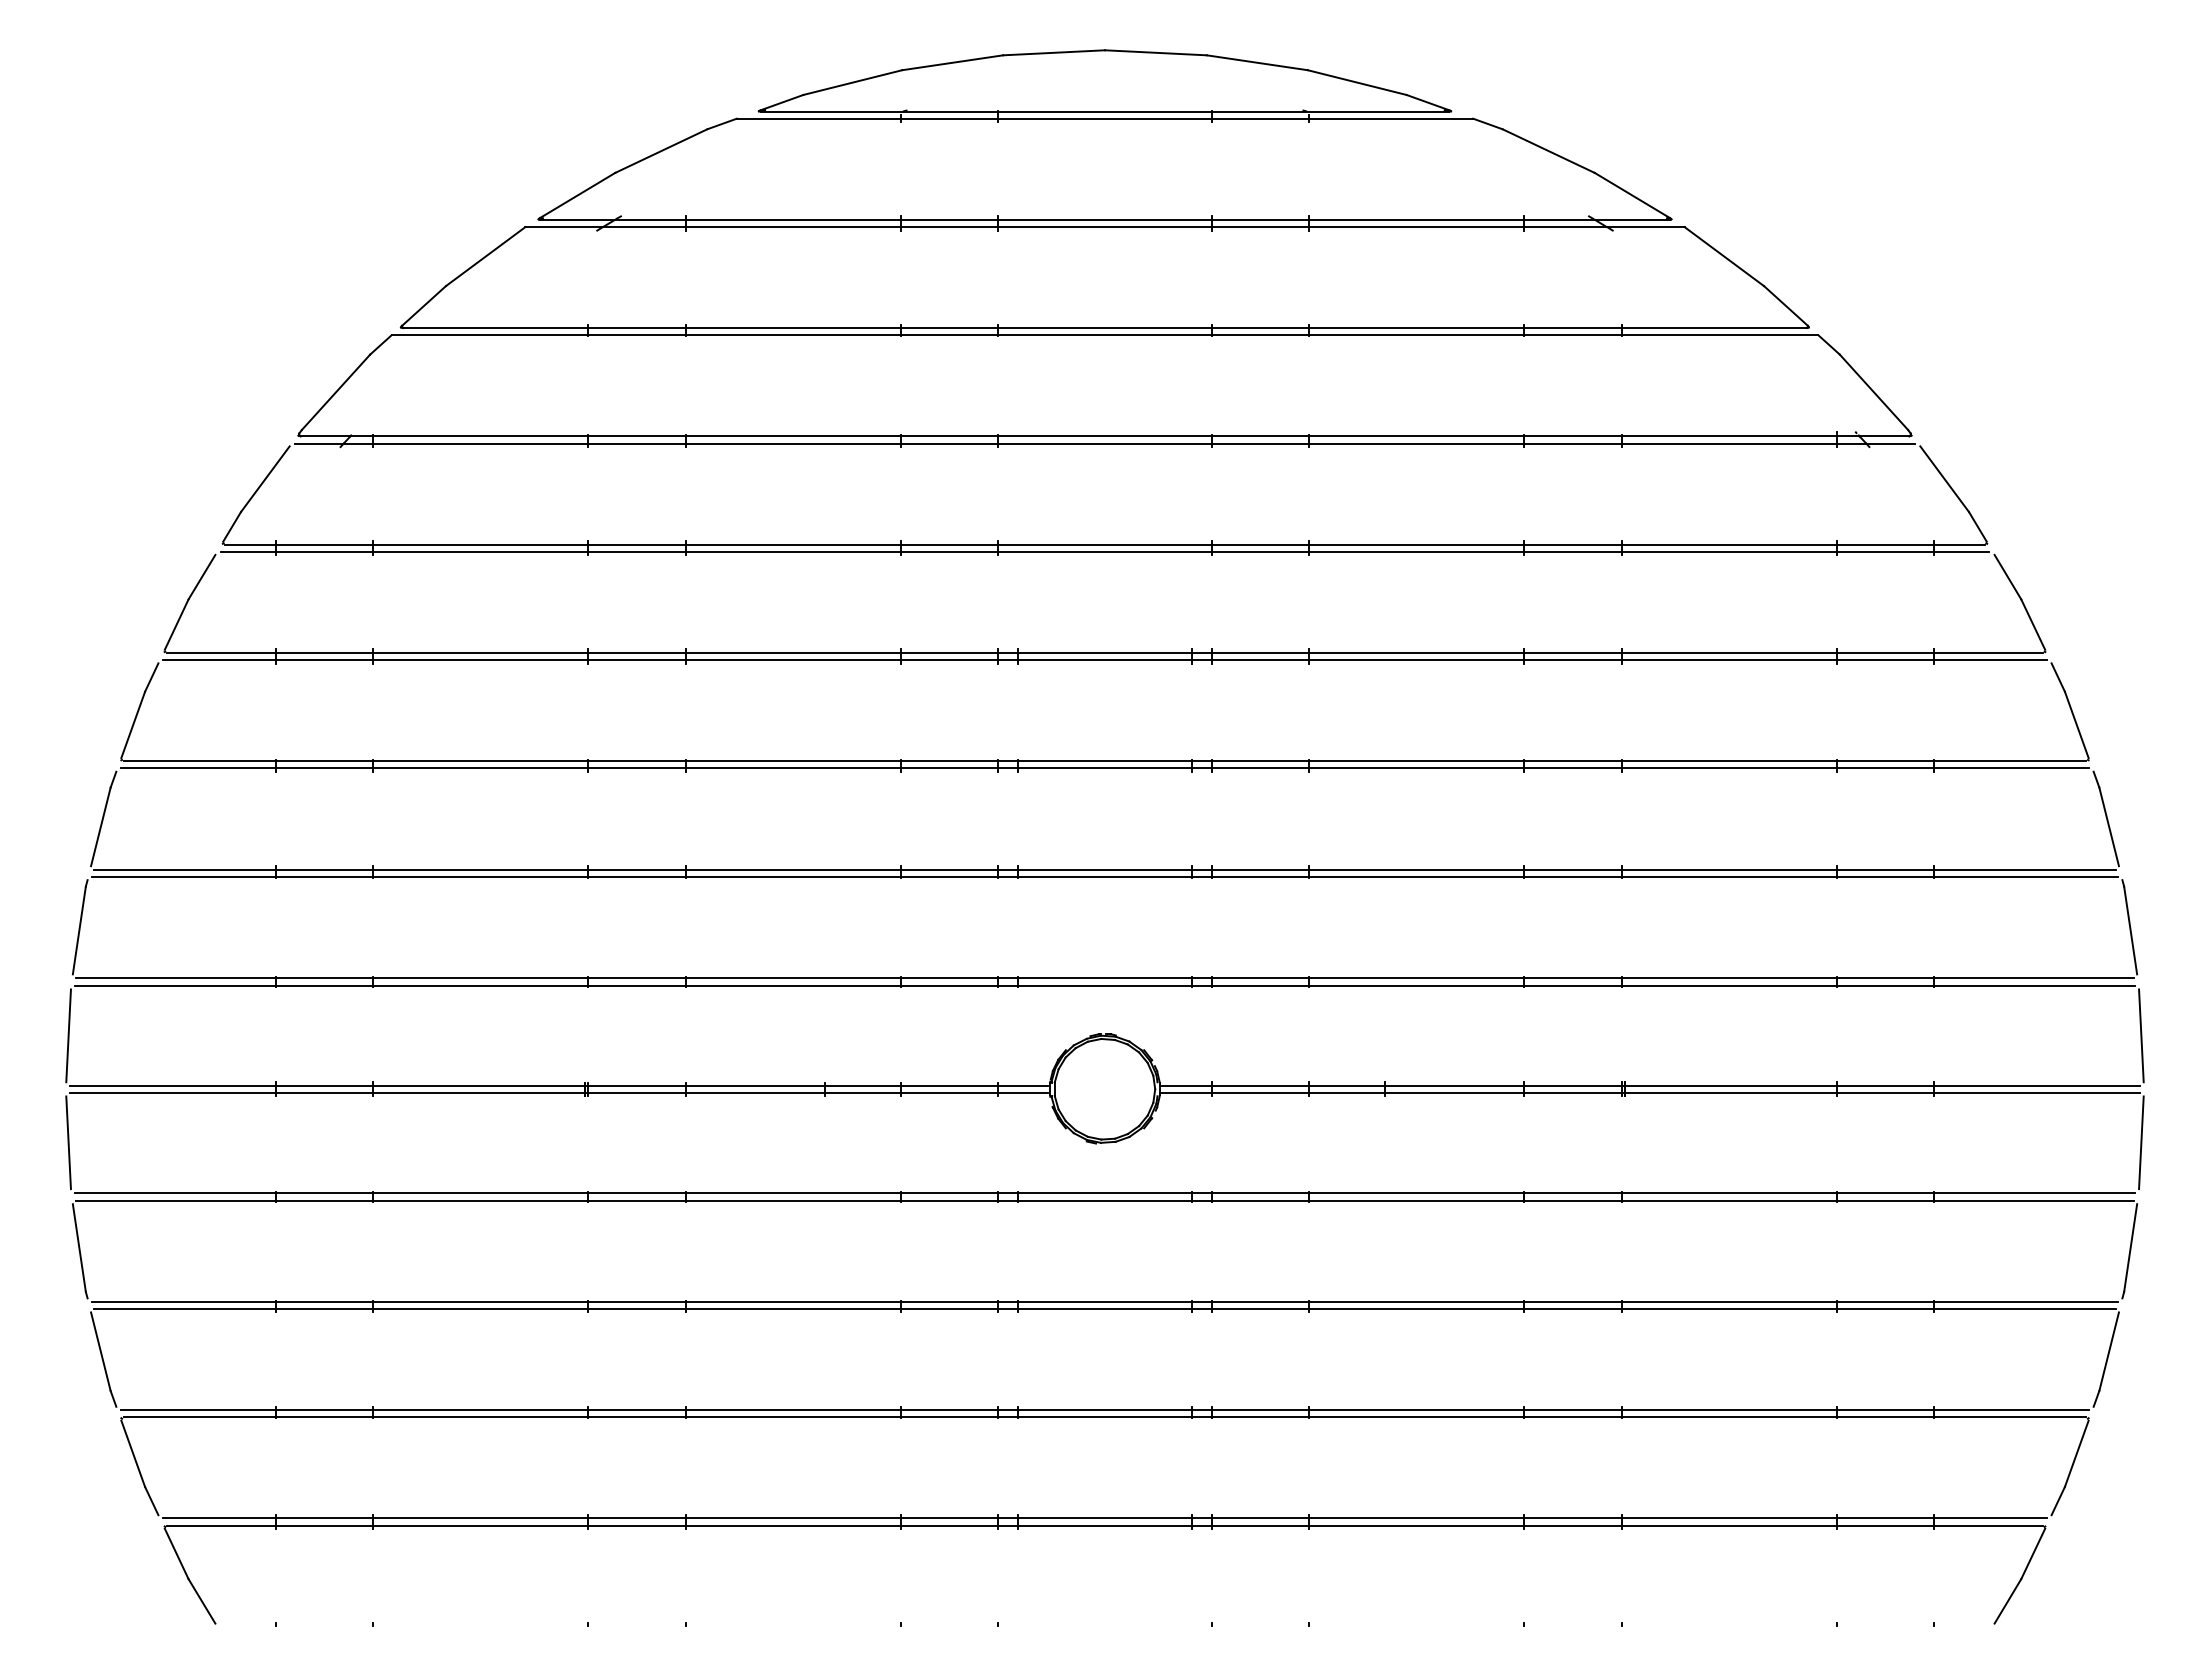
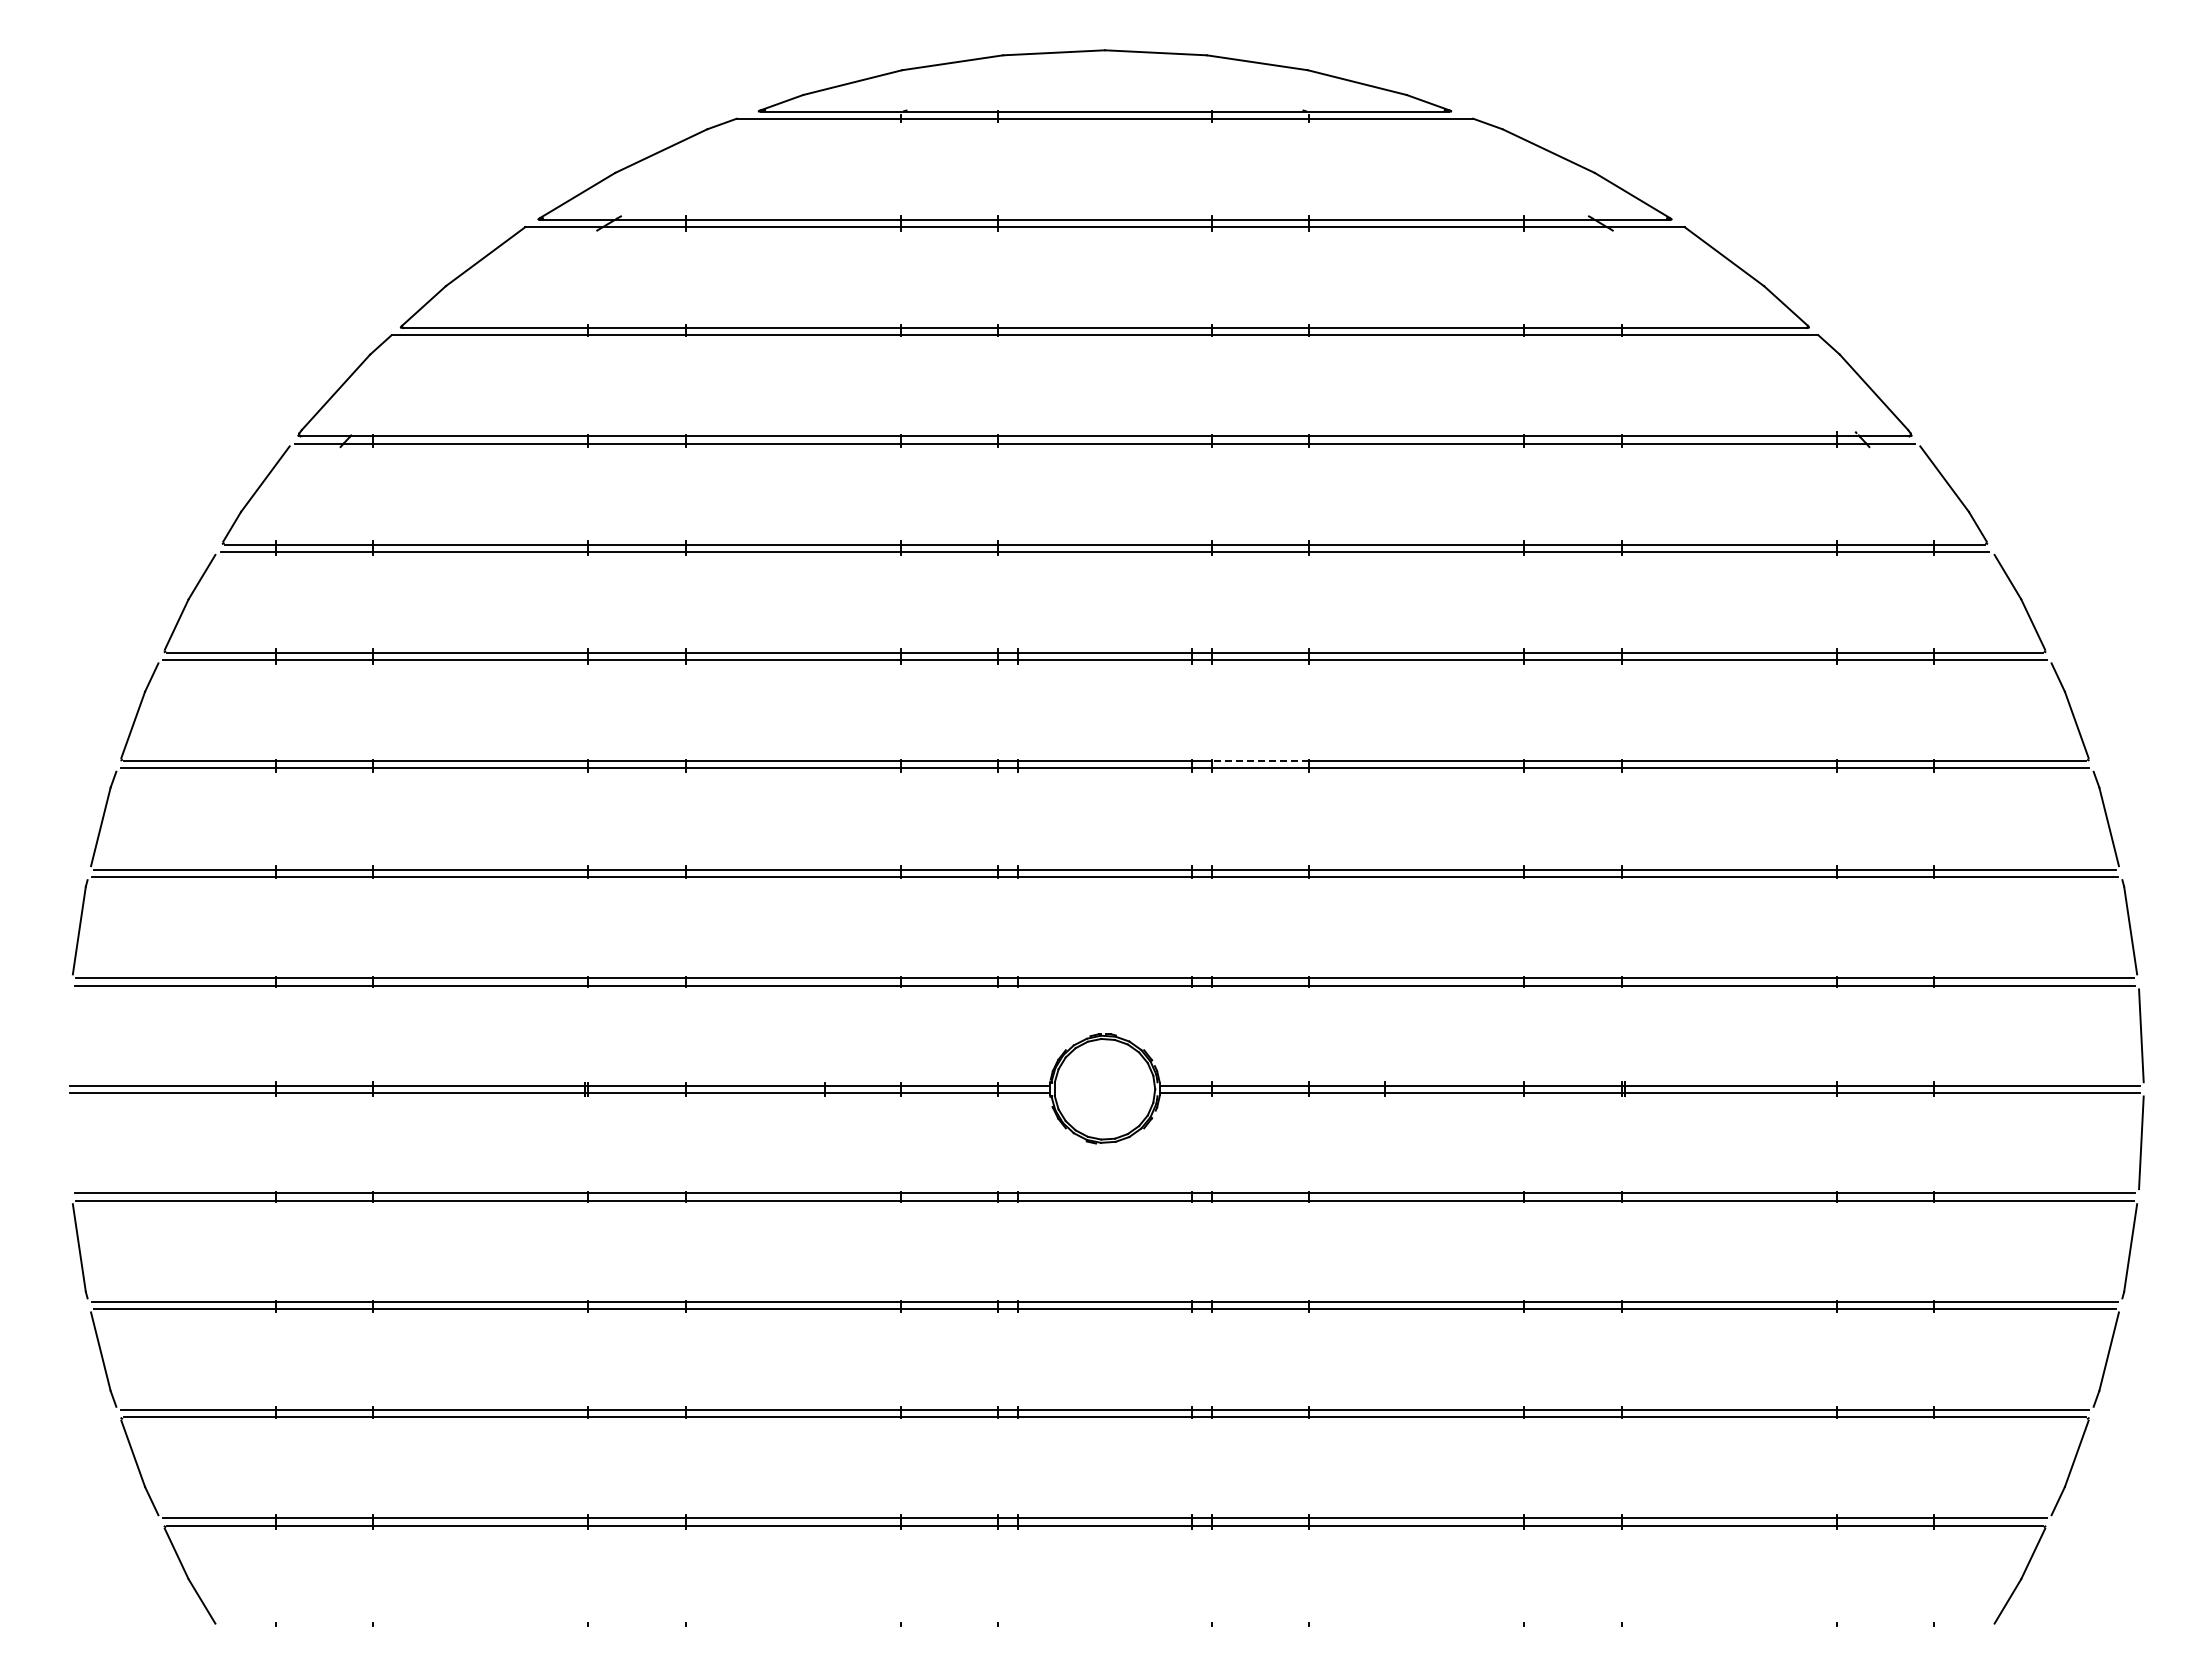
line: solid -> dashed (1260, 761)
line: present -> none (68, 1035)
line: present -> none (68, 1142)
